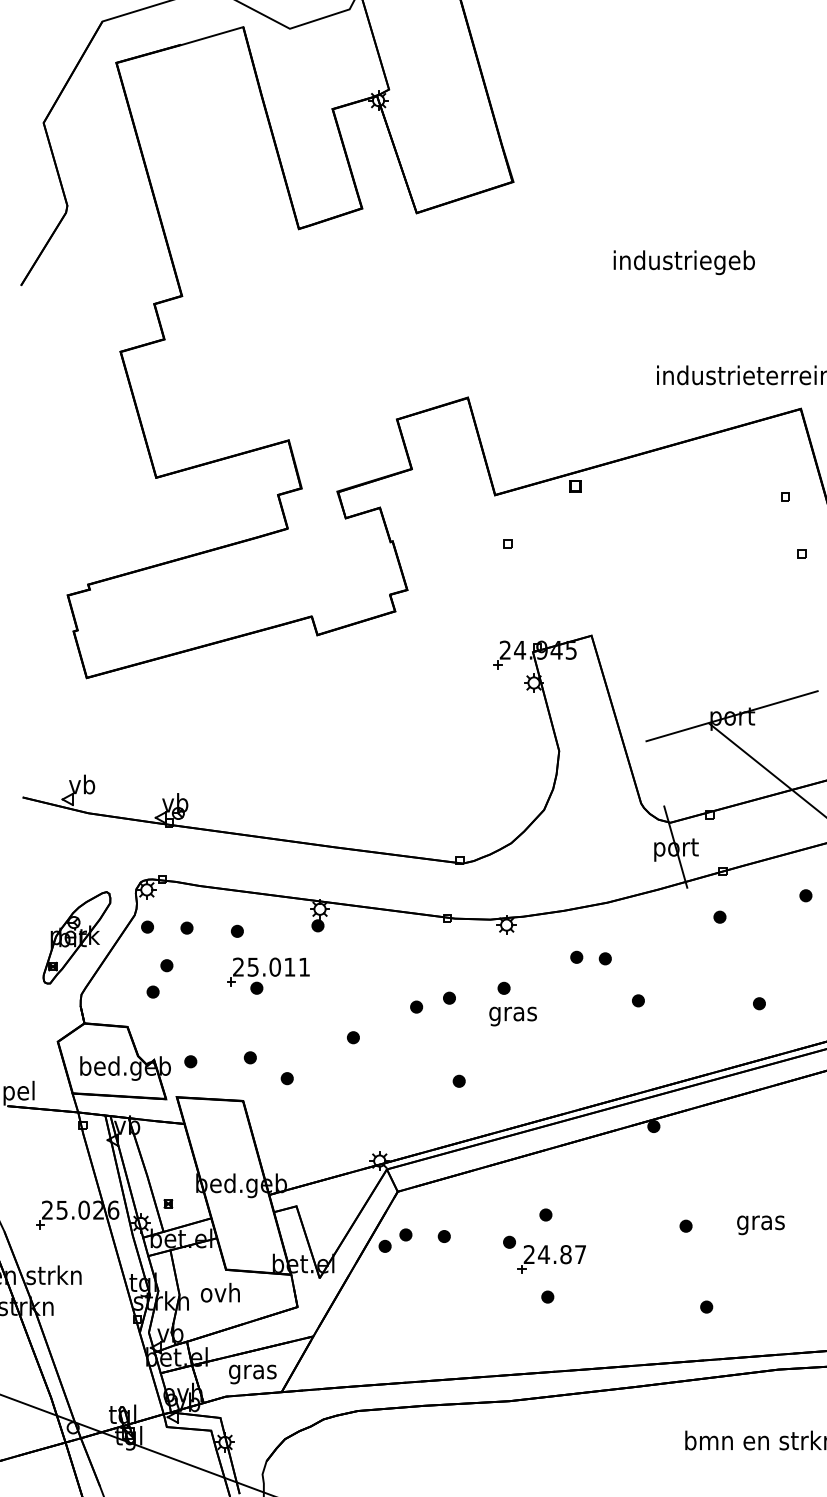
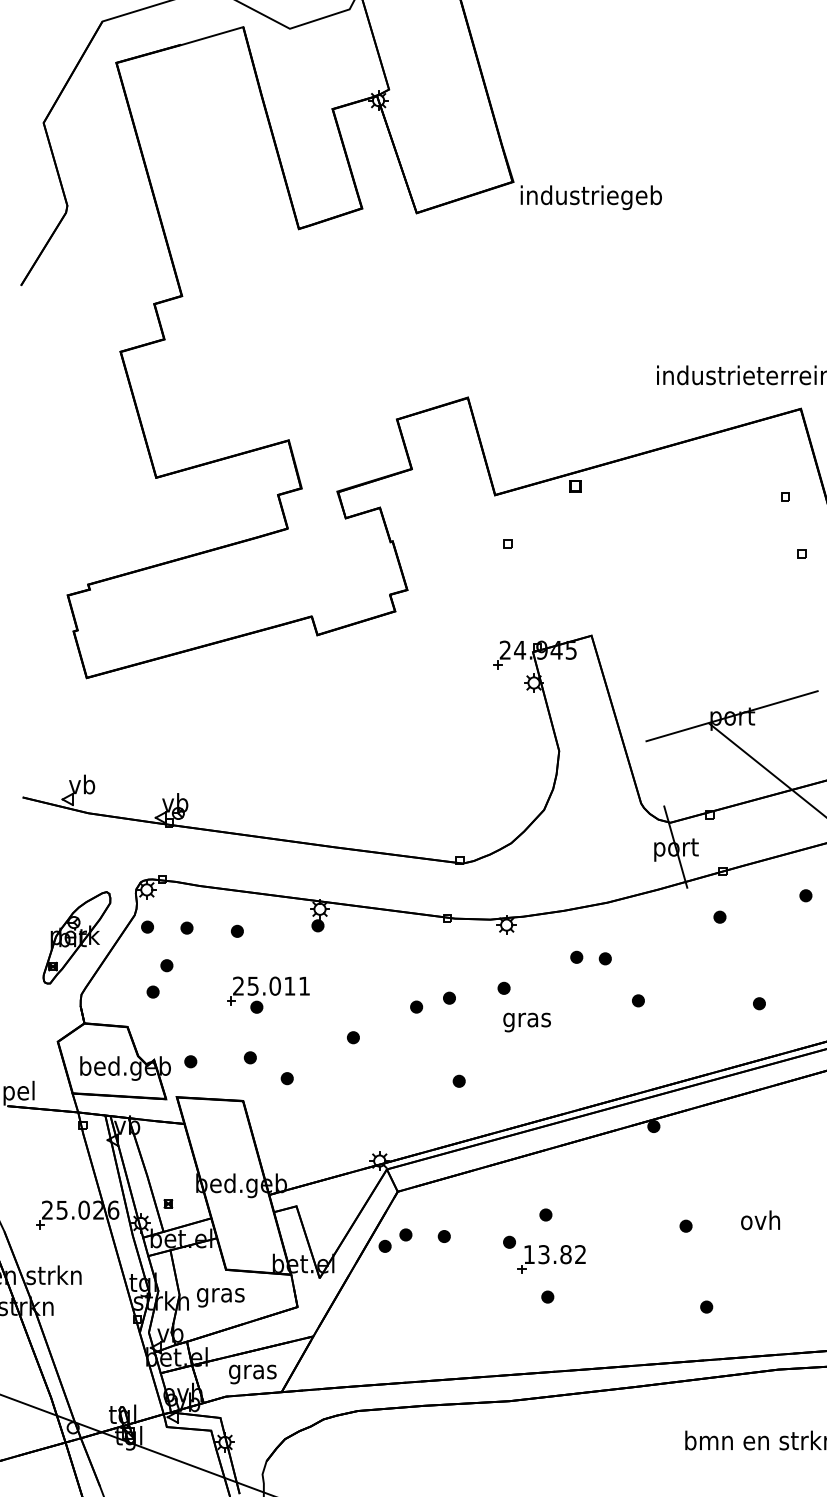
text position: (683, 262) -> (590, 197) (590, 197)
part position: (268, 975) -> (268, 994) (268, 994)
text position: (512, 1016) -> (526, 1022) (526, 1022)
text: gras -> ovh (760, 1222)
text: 24.87 -> 13.82 (554, 1254)
text: ovh -> gras (220, 1294)
